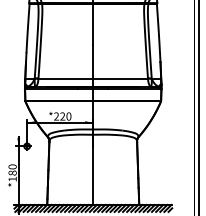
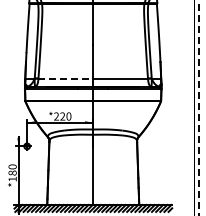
line: solid -> dashed (66, 78)
line: solid -> dashed (199, 108)
